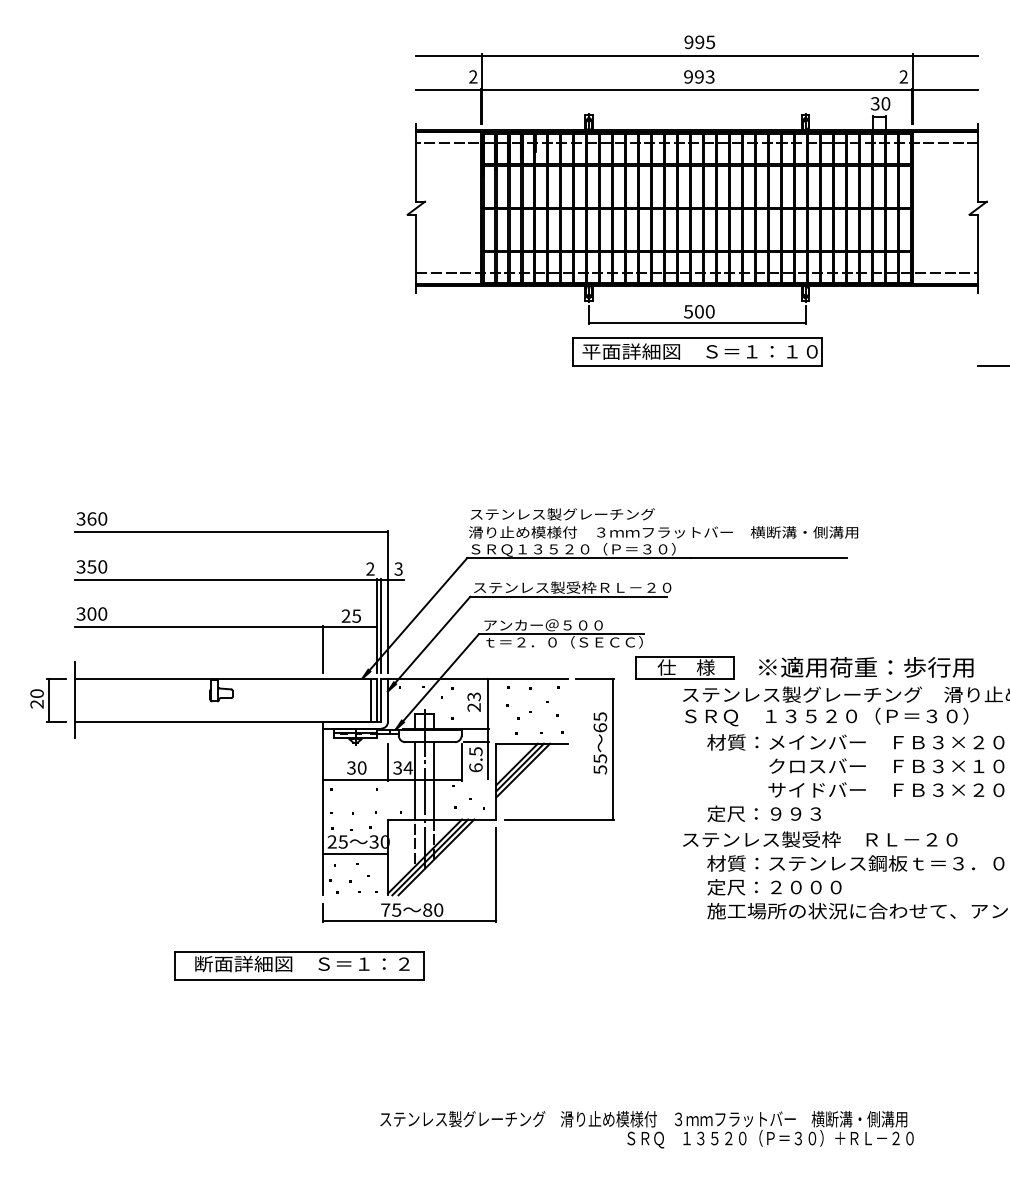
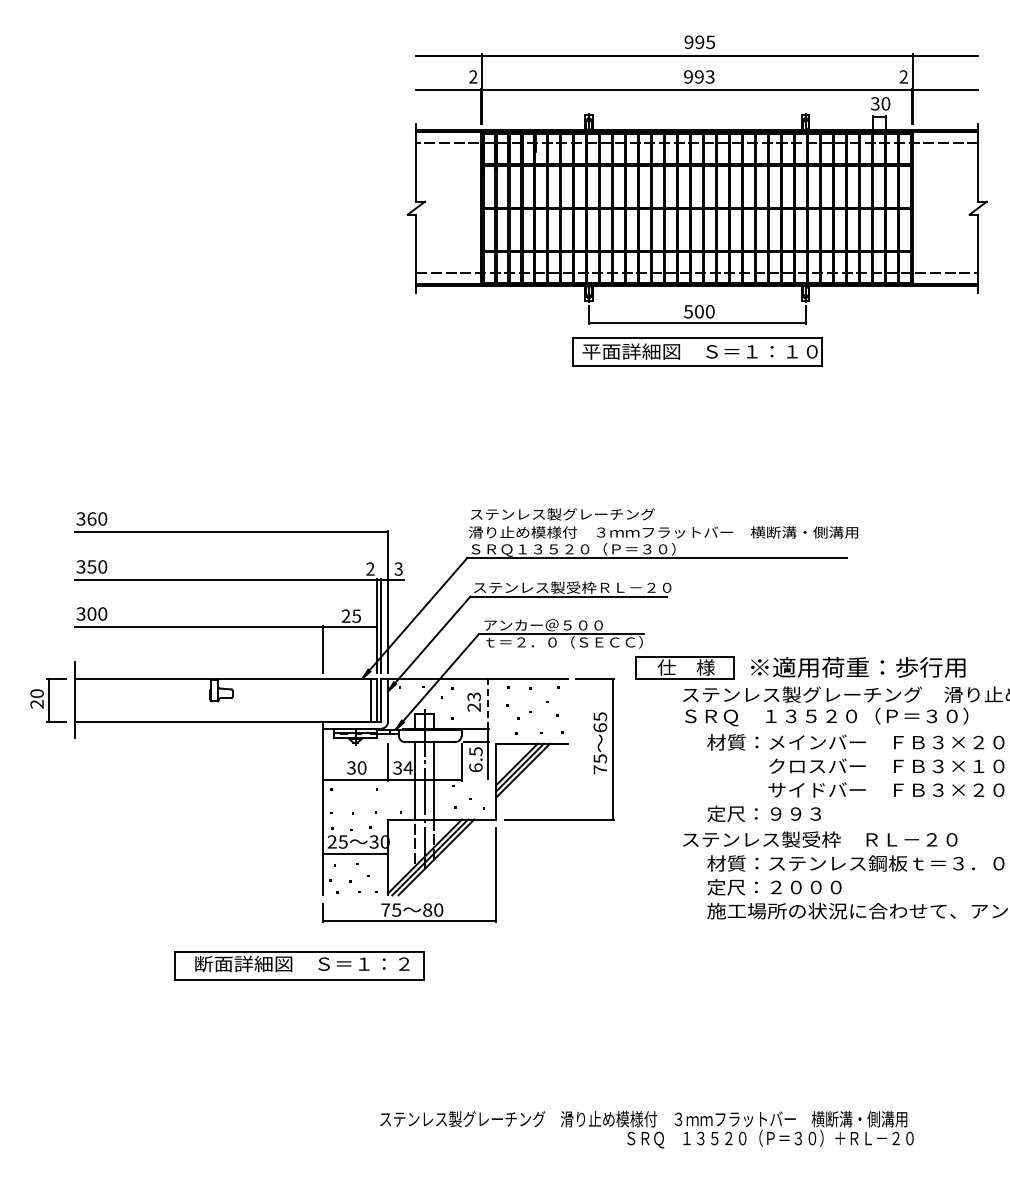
line: present -> none (991, 366)
text position: (866, 667) -> (858, 667) (858, 667)
line: solid -> dashed (487, 703)
text: 55 -> 75 (600, 769)
